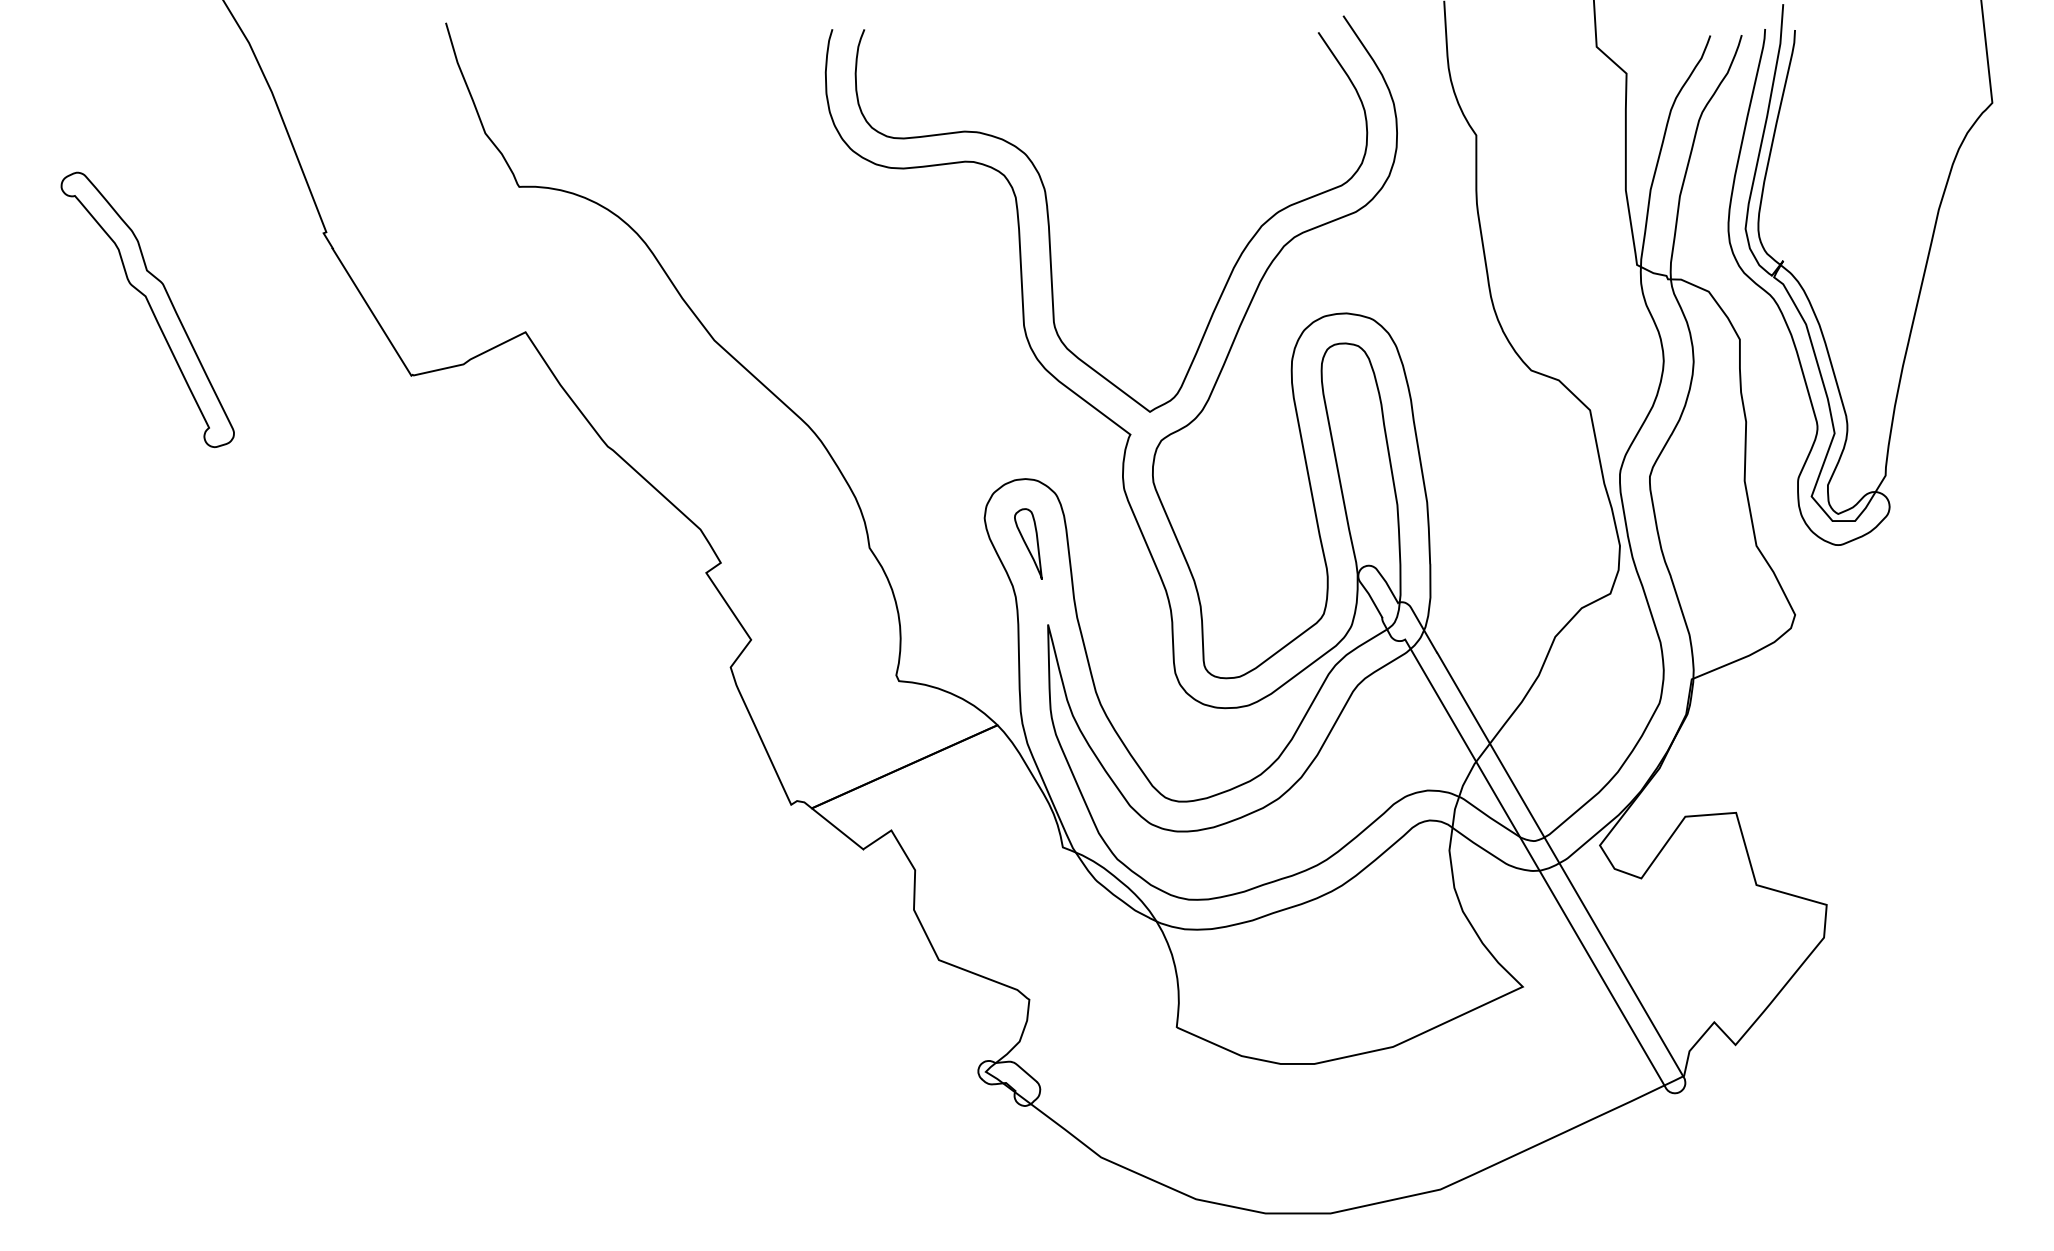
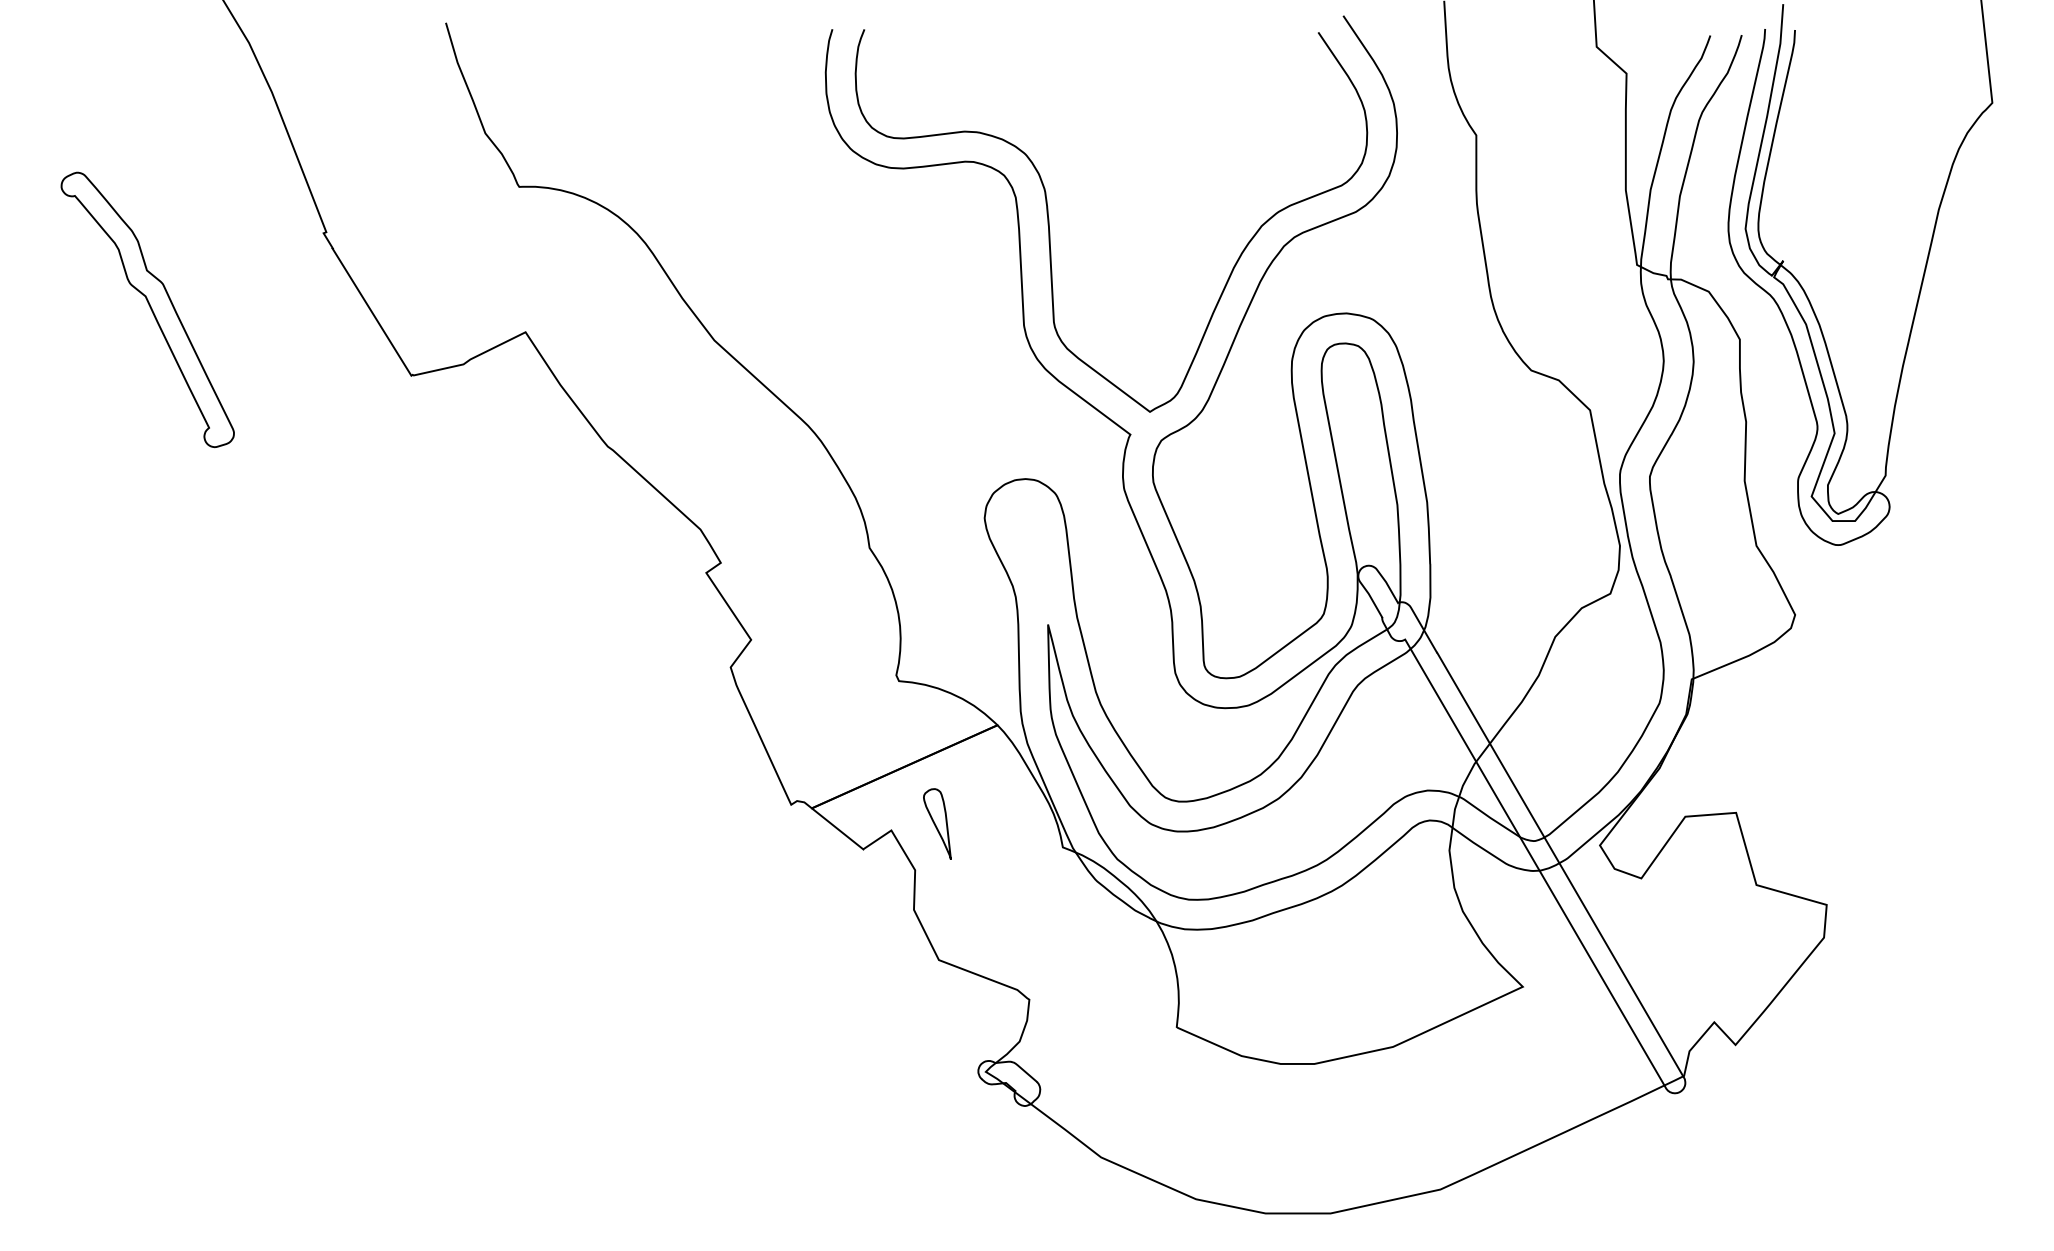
part position: (1028, 543) -> (937, 823) (937, 823)
